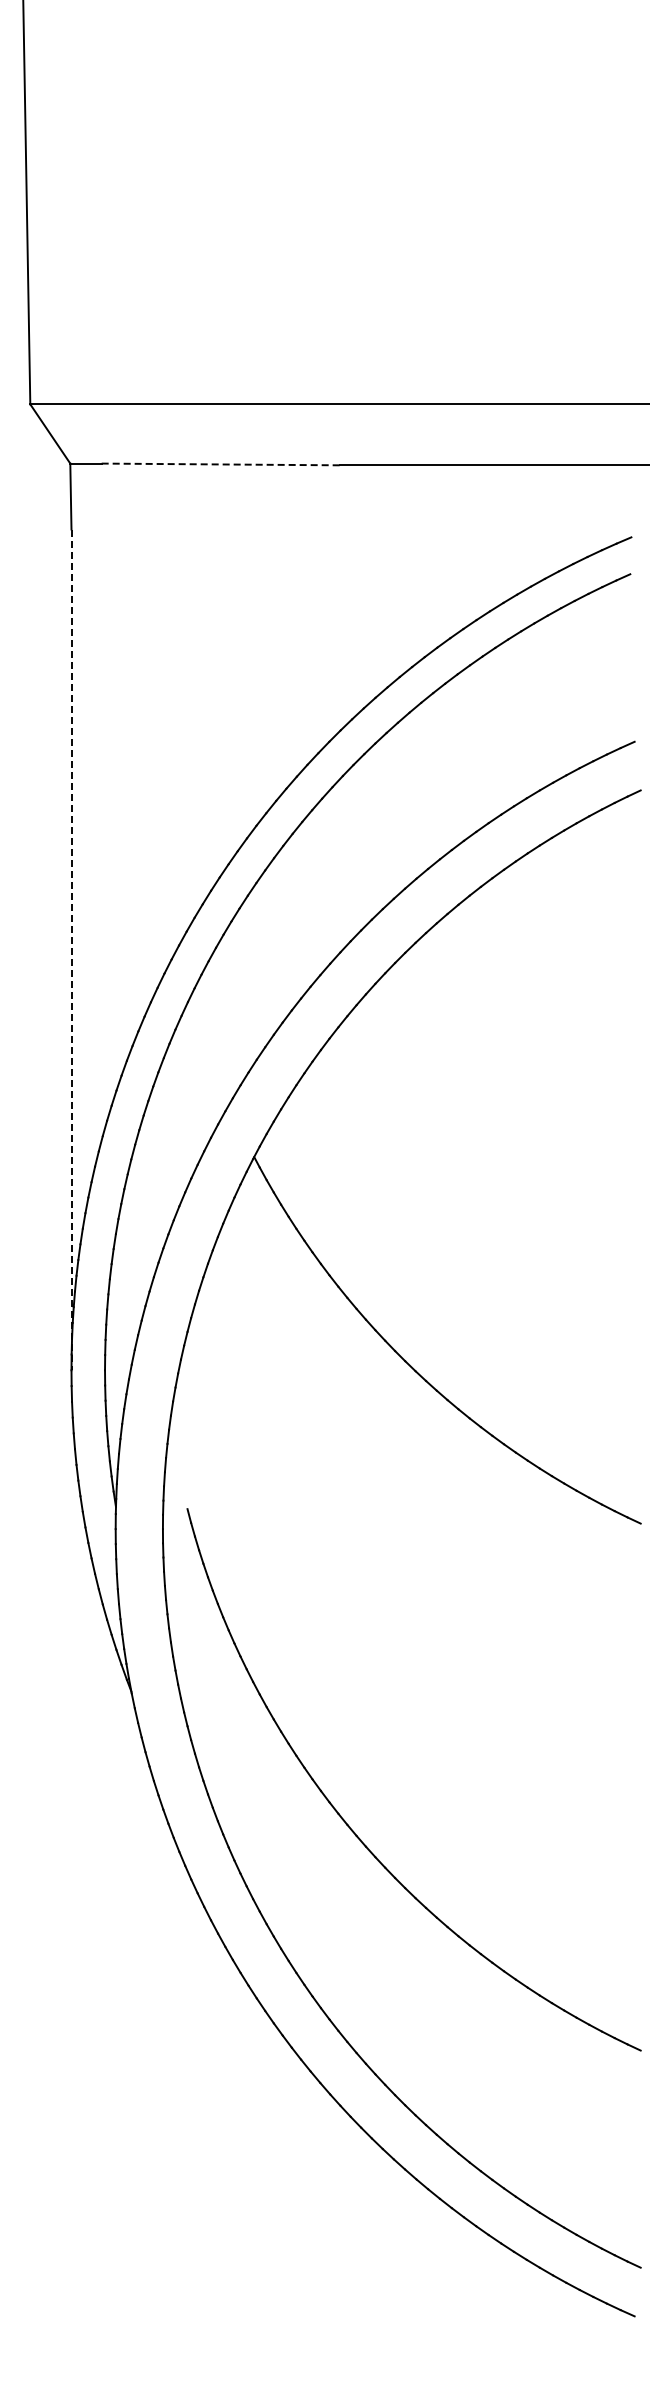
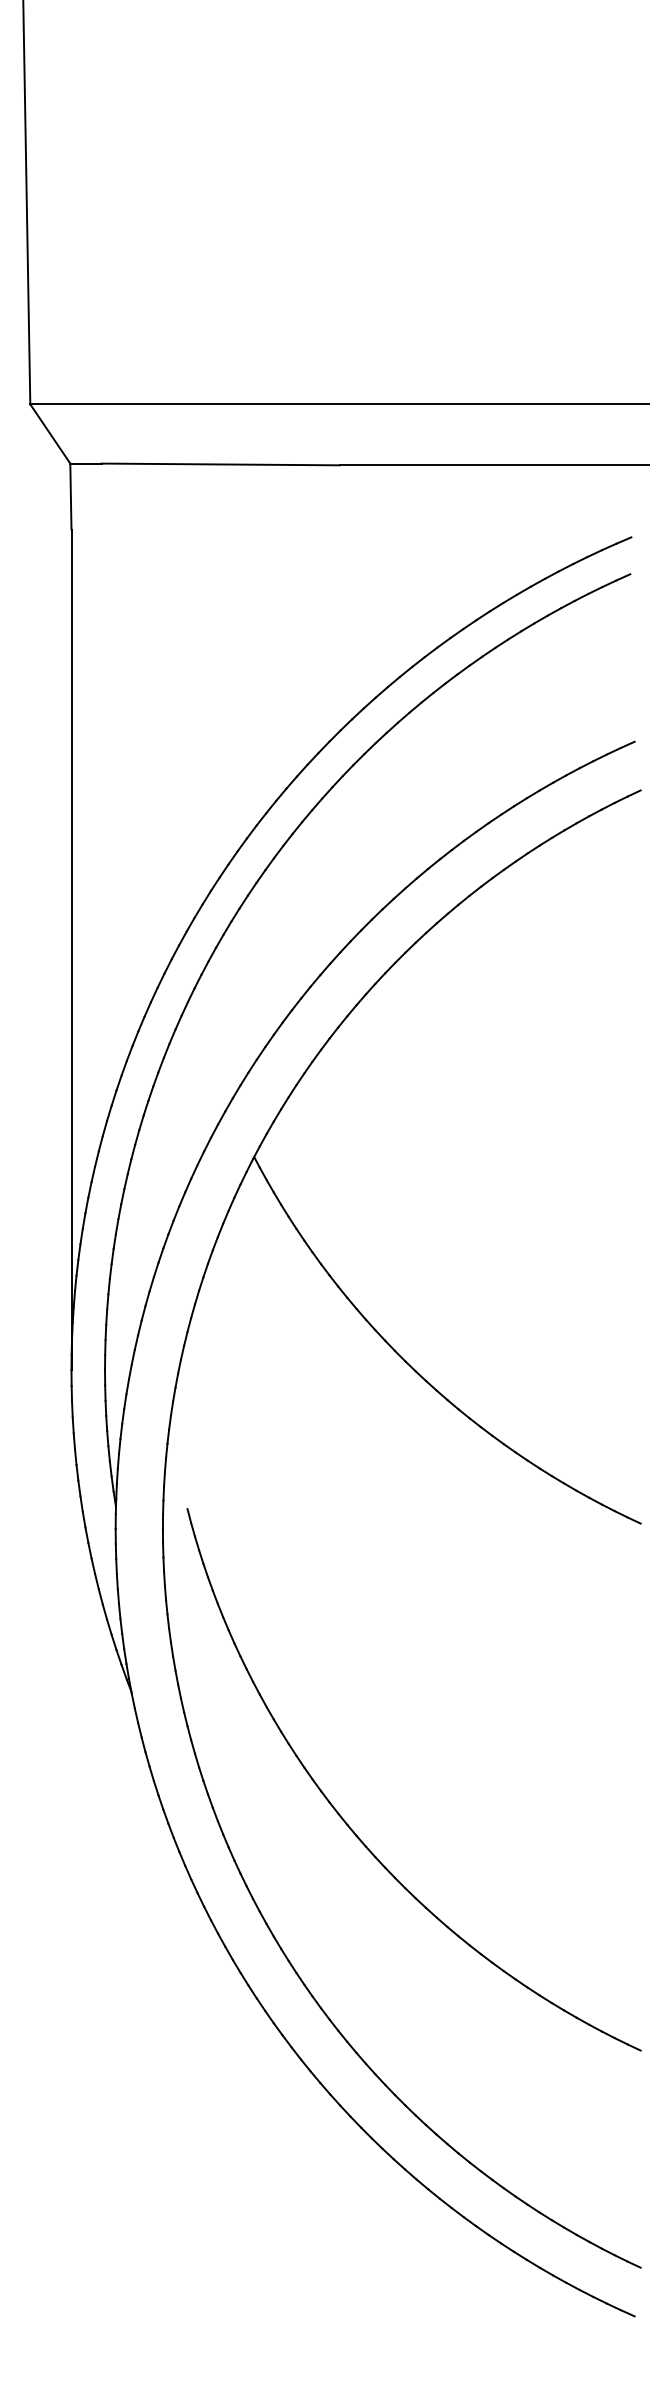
line: dashed -> solid (221, 464)
line: dashed -> solid (71, 950)
